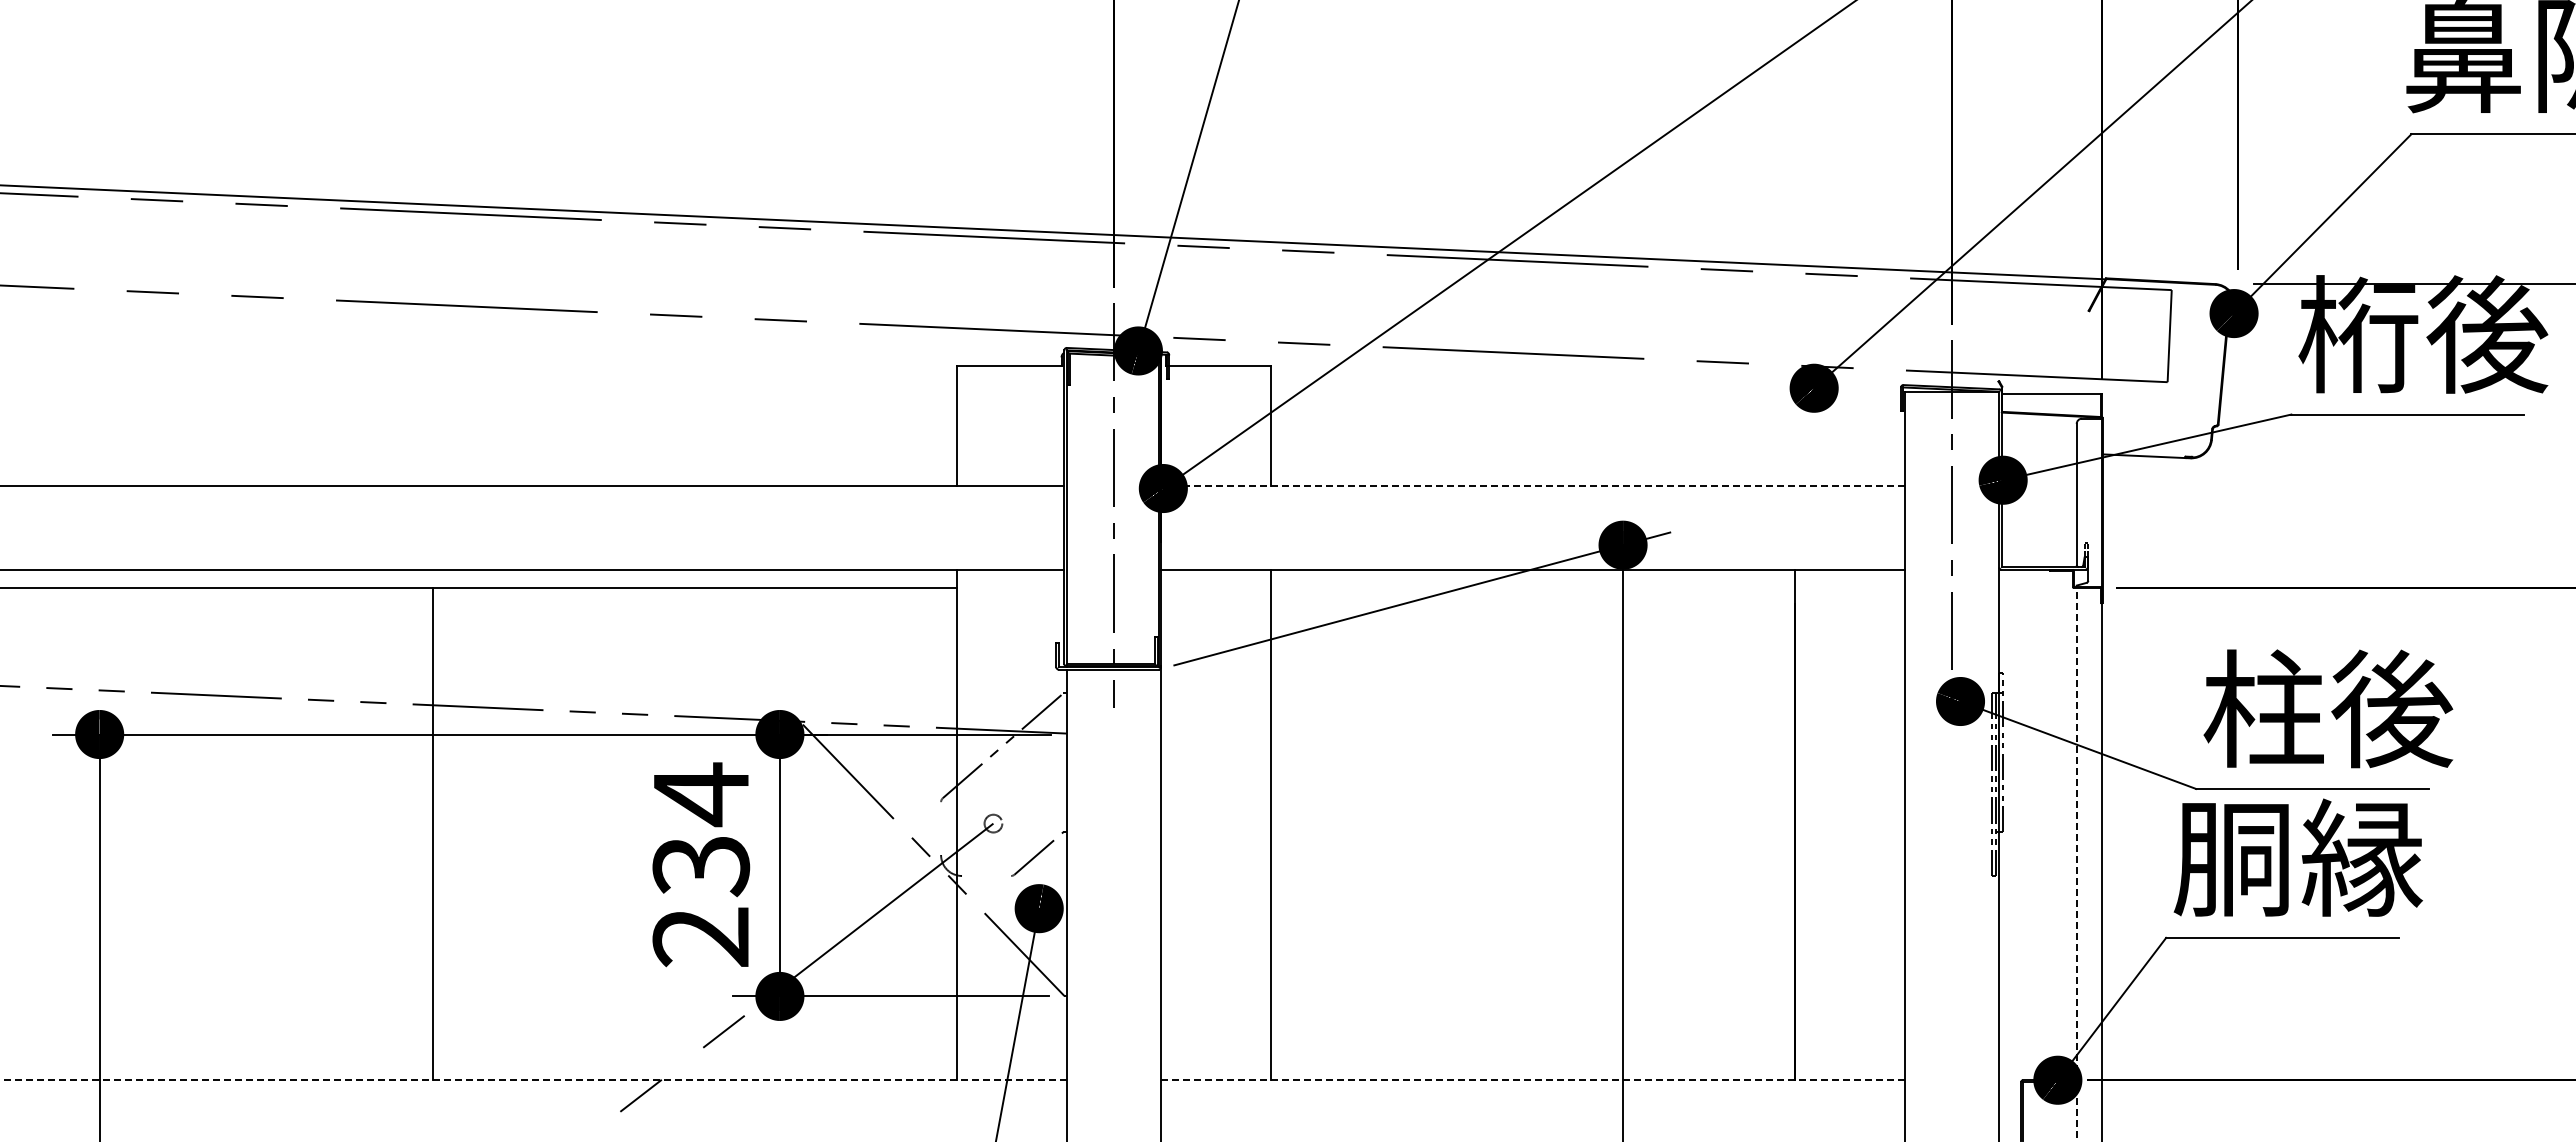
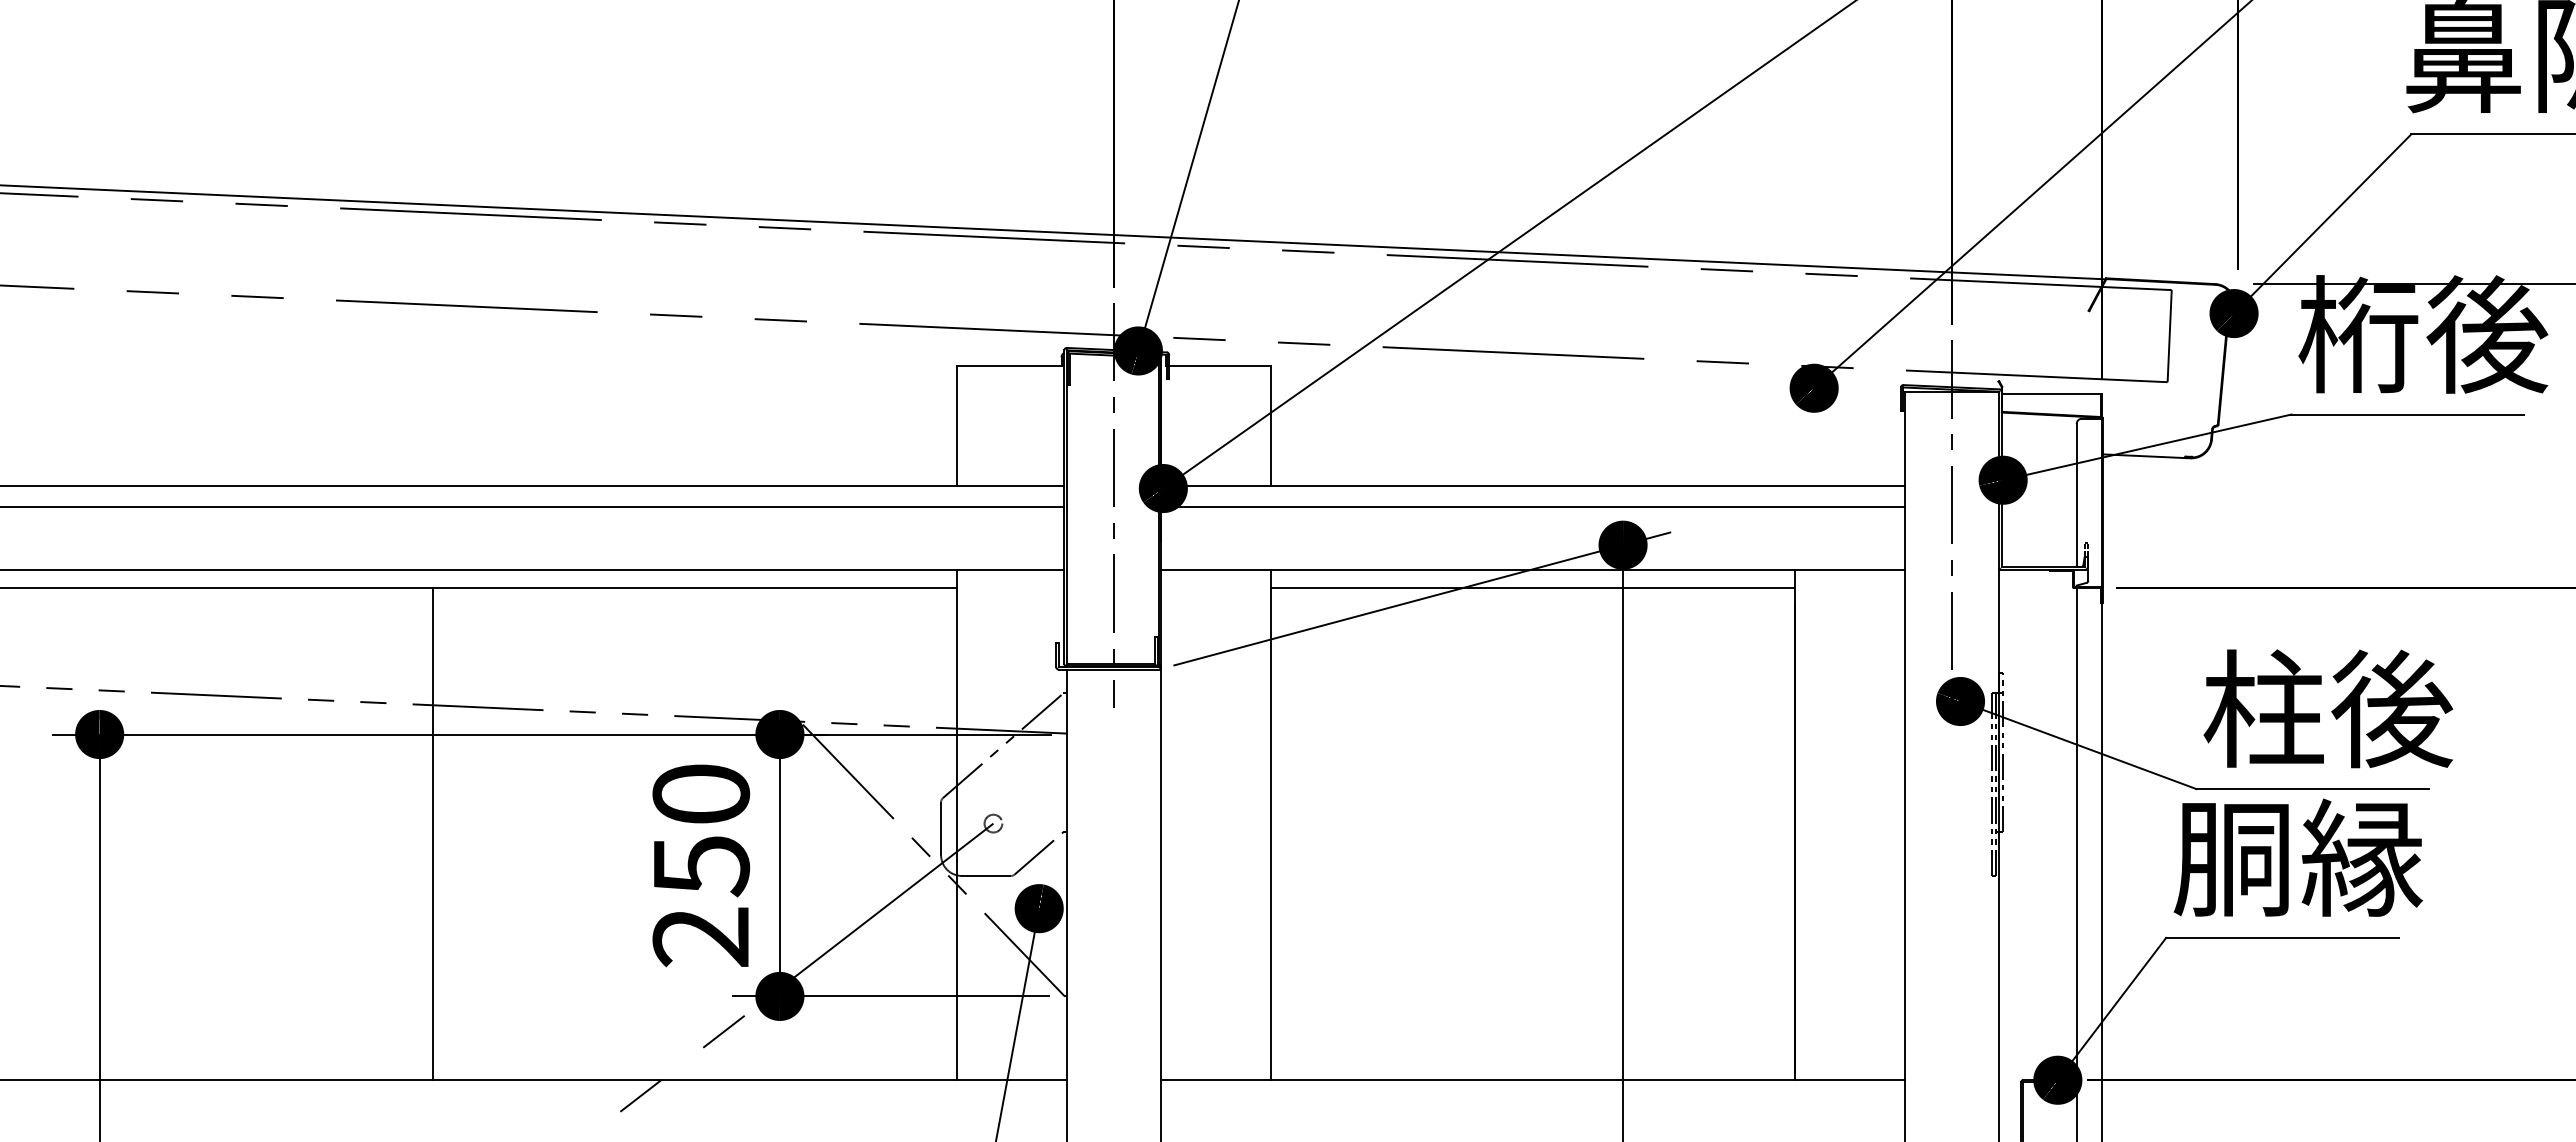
line: dashed -> solid (1532, 486)
line: none -> present (533, 506)
line: none -> present (1532, 506)
line: none -> present (1532, 587)
line: none -> present (941, 828)
text: 234 -> 250 (701, 829)
line: dashed -> solid (2076, 864)
line: none -> present (986, 876)
line: dashed -> solid (532, 1080)
line: dashed -> solid (1532, 1080)
